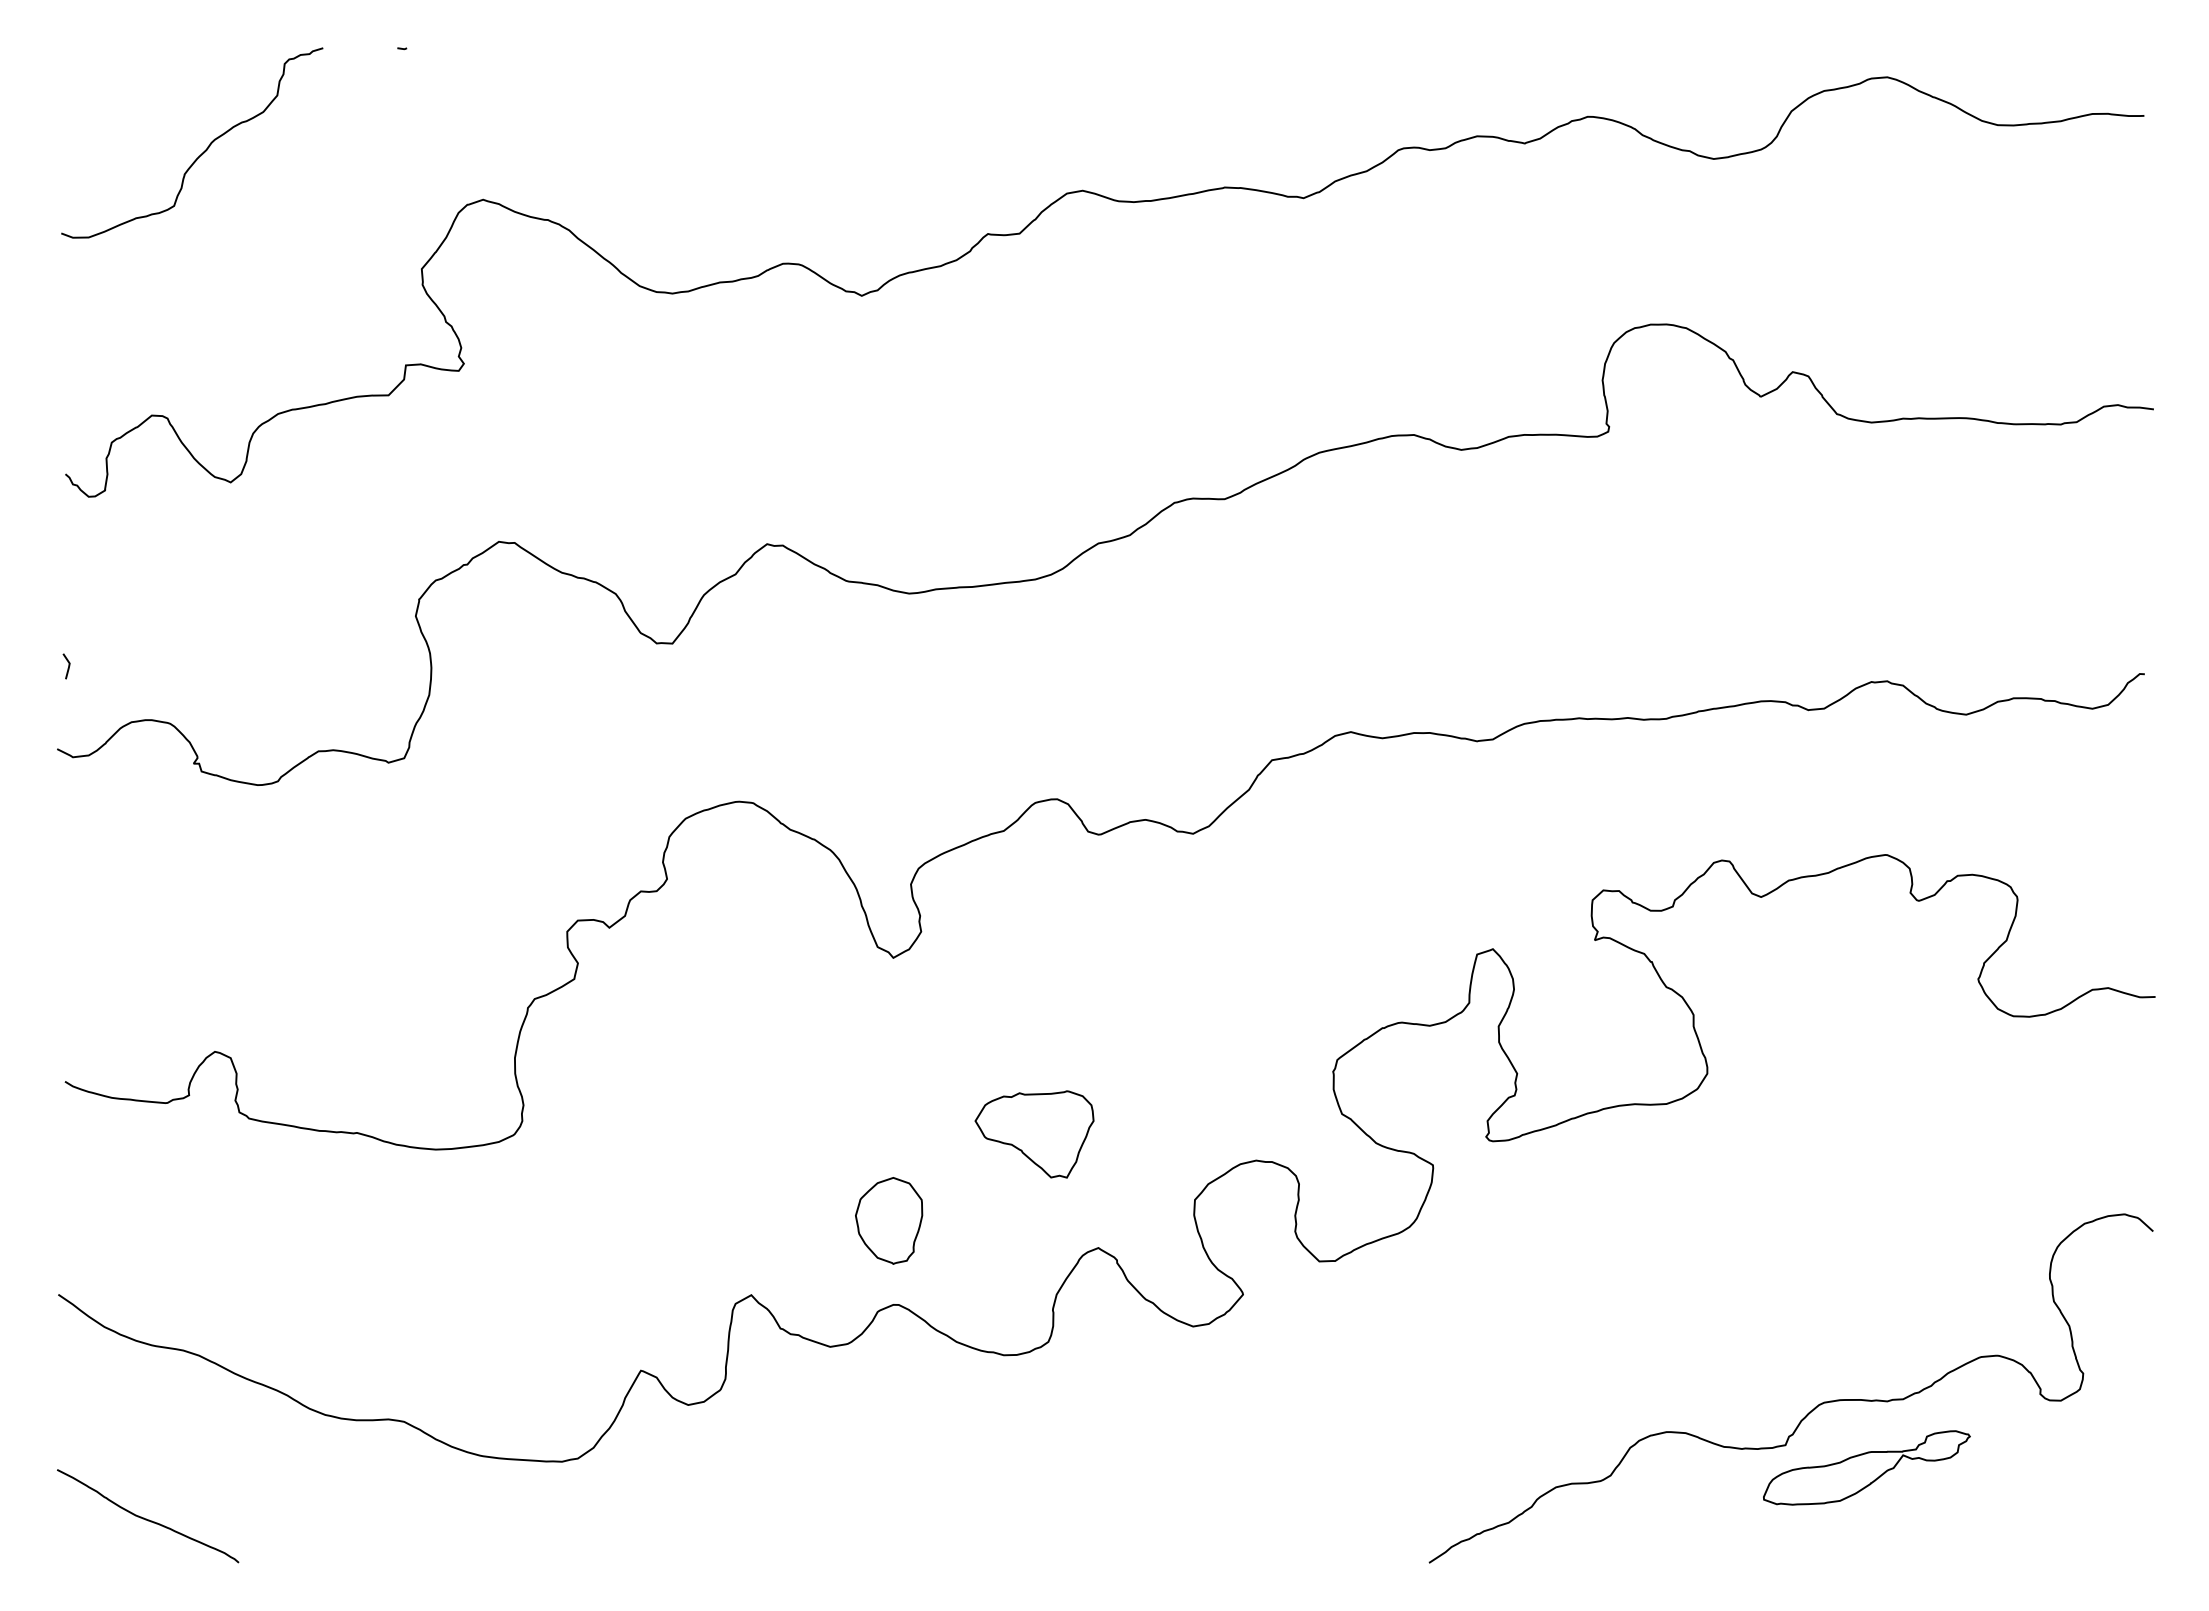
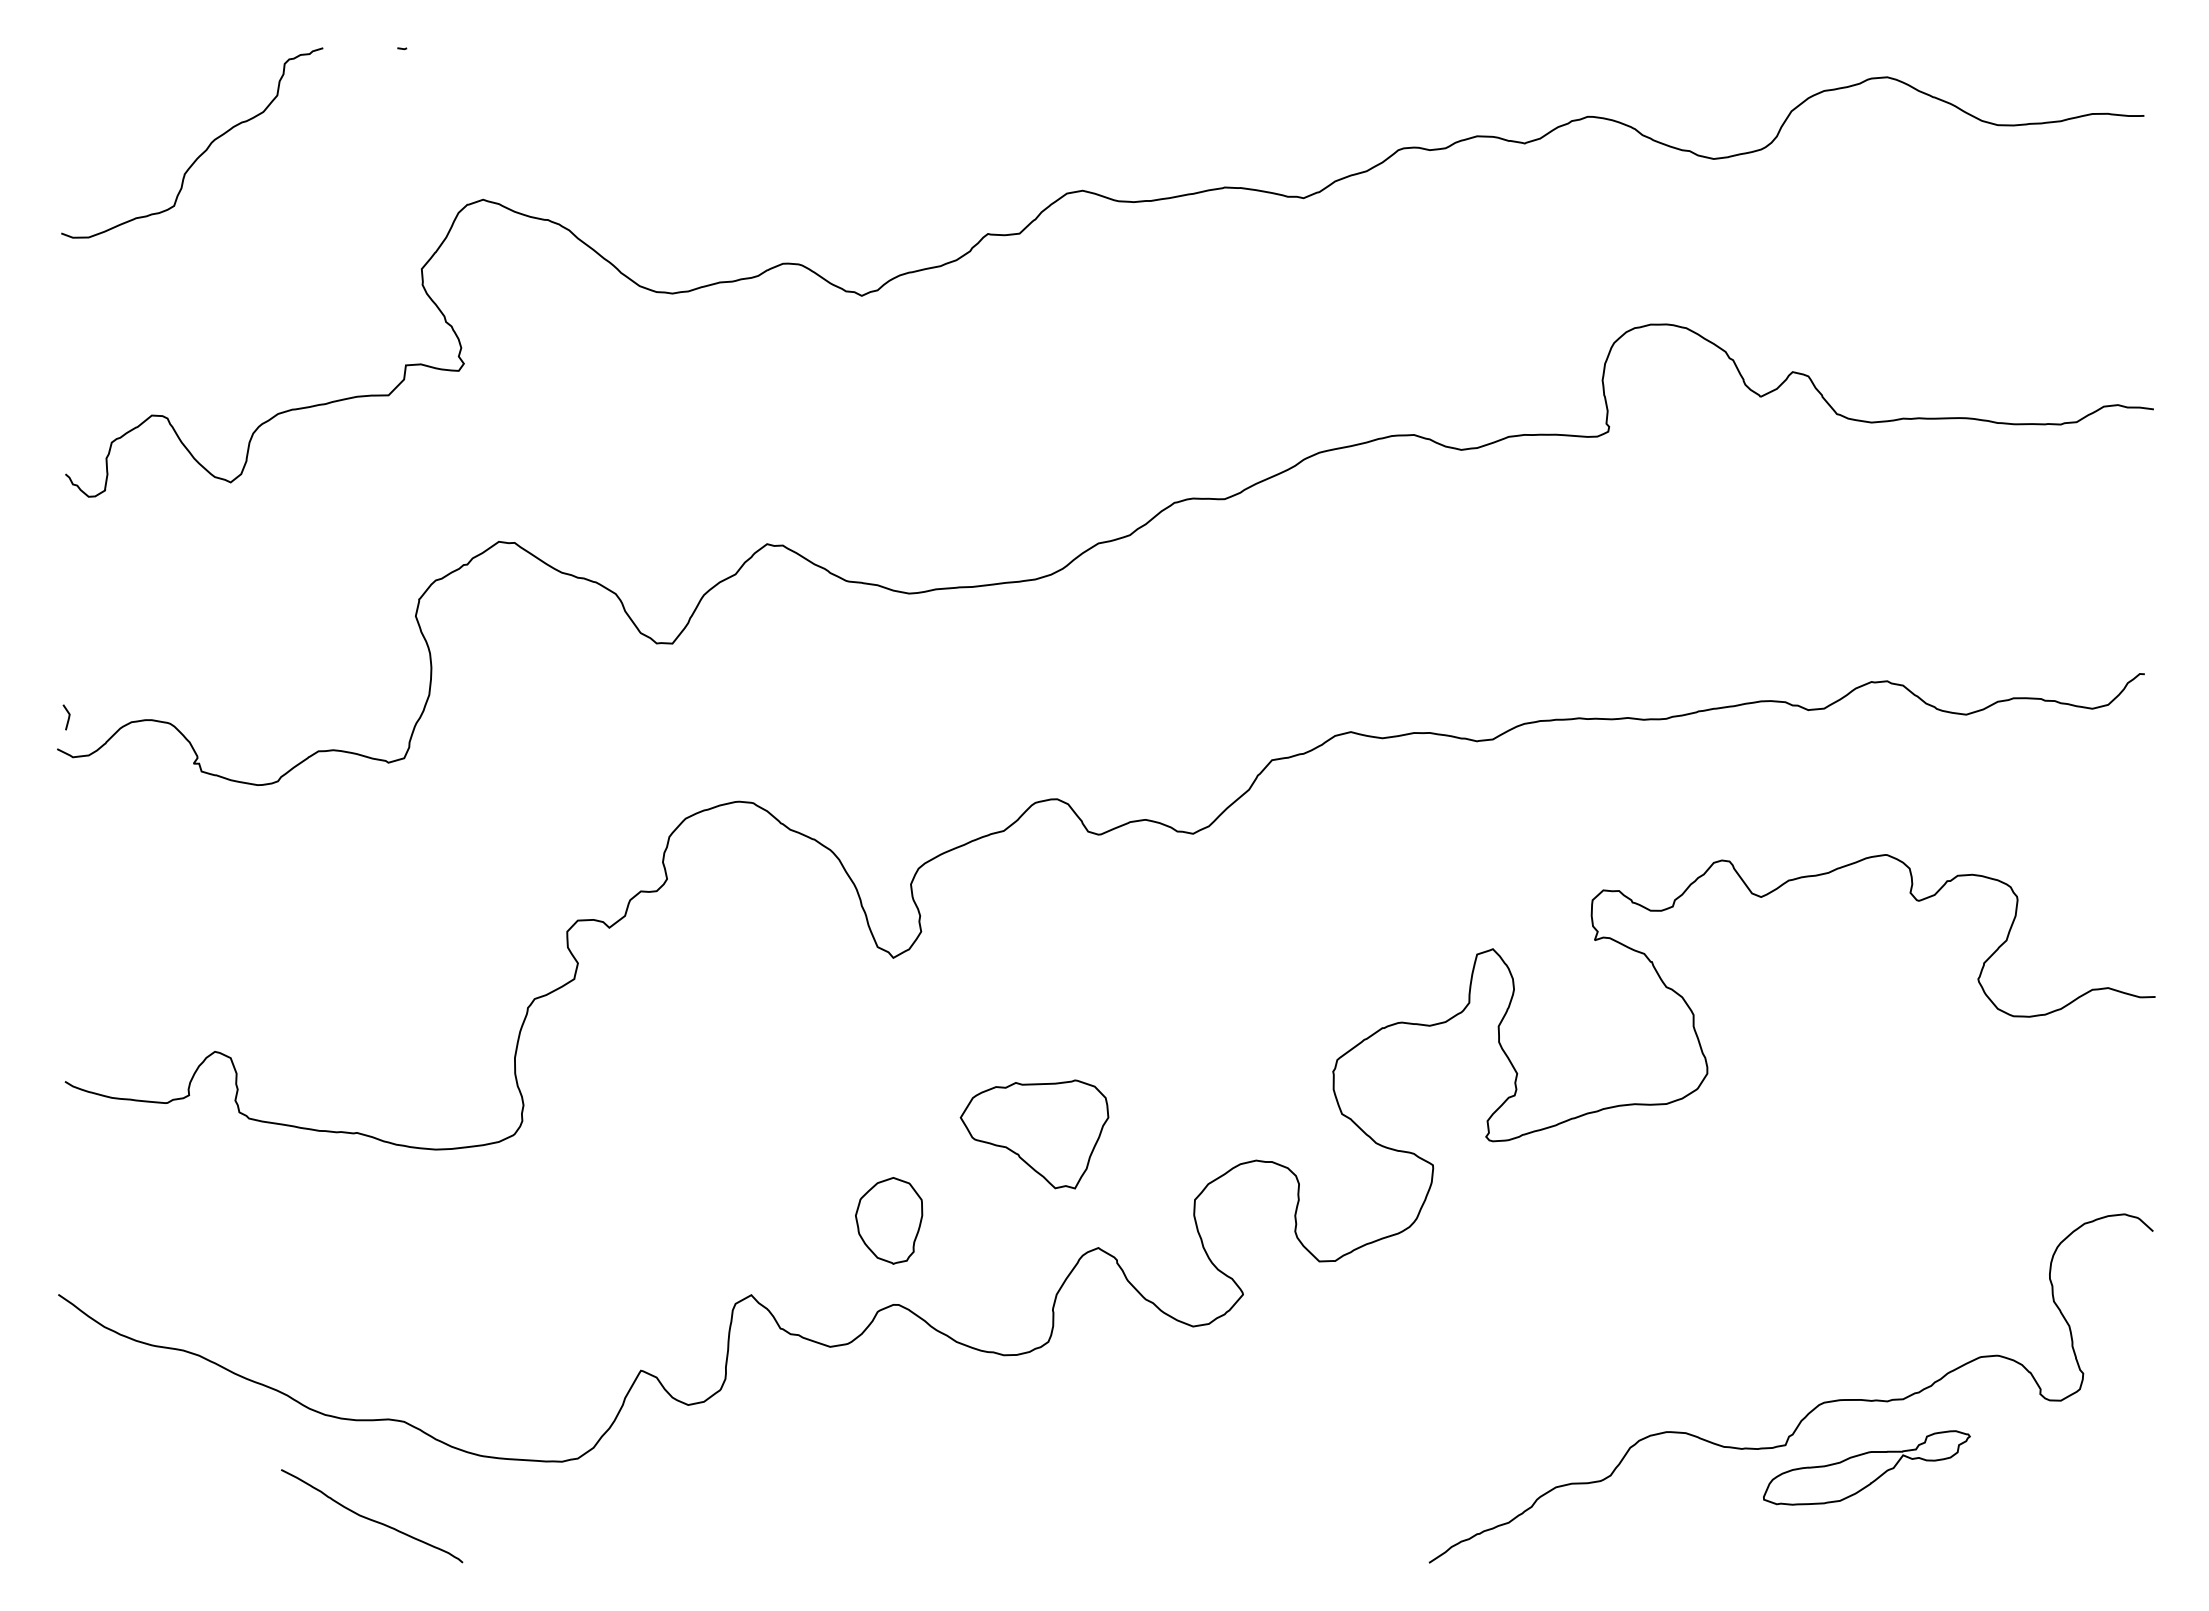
line position: (68, 666) -> (68, 717) (68, 717)
part size: 121x89 px -> 151x111 px (1034, 1134)
curve position: (146, 1518) -> (370, 1518) (370, 1518)
